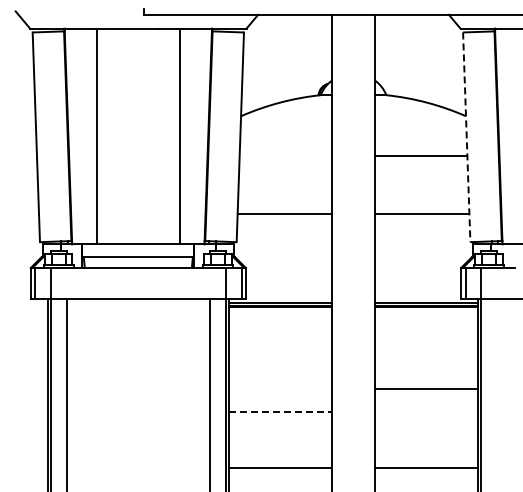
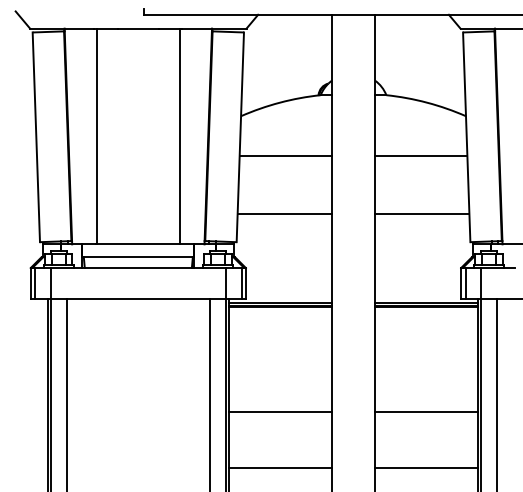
line: dashed -> solid (466, 137)
line: none -> present (285, 156)
line position: (426, 389) -> (426, 412) (426, 412)
line: none -> present (497, 393)
line: dashed -> solid (280, 412)
